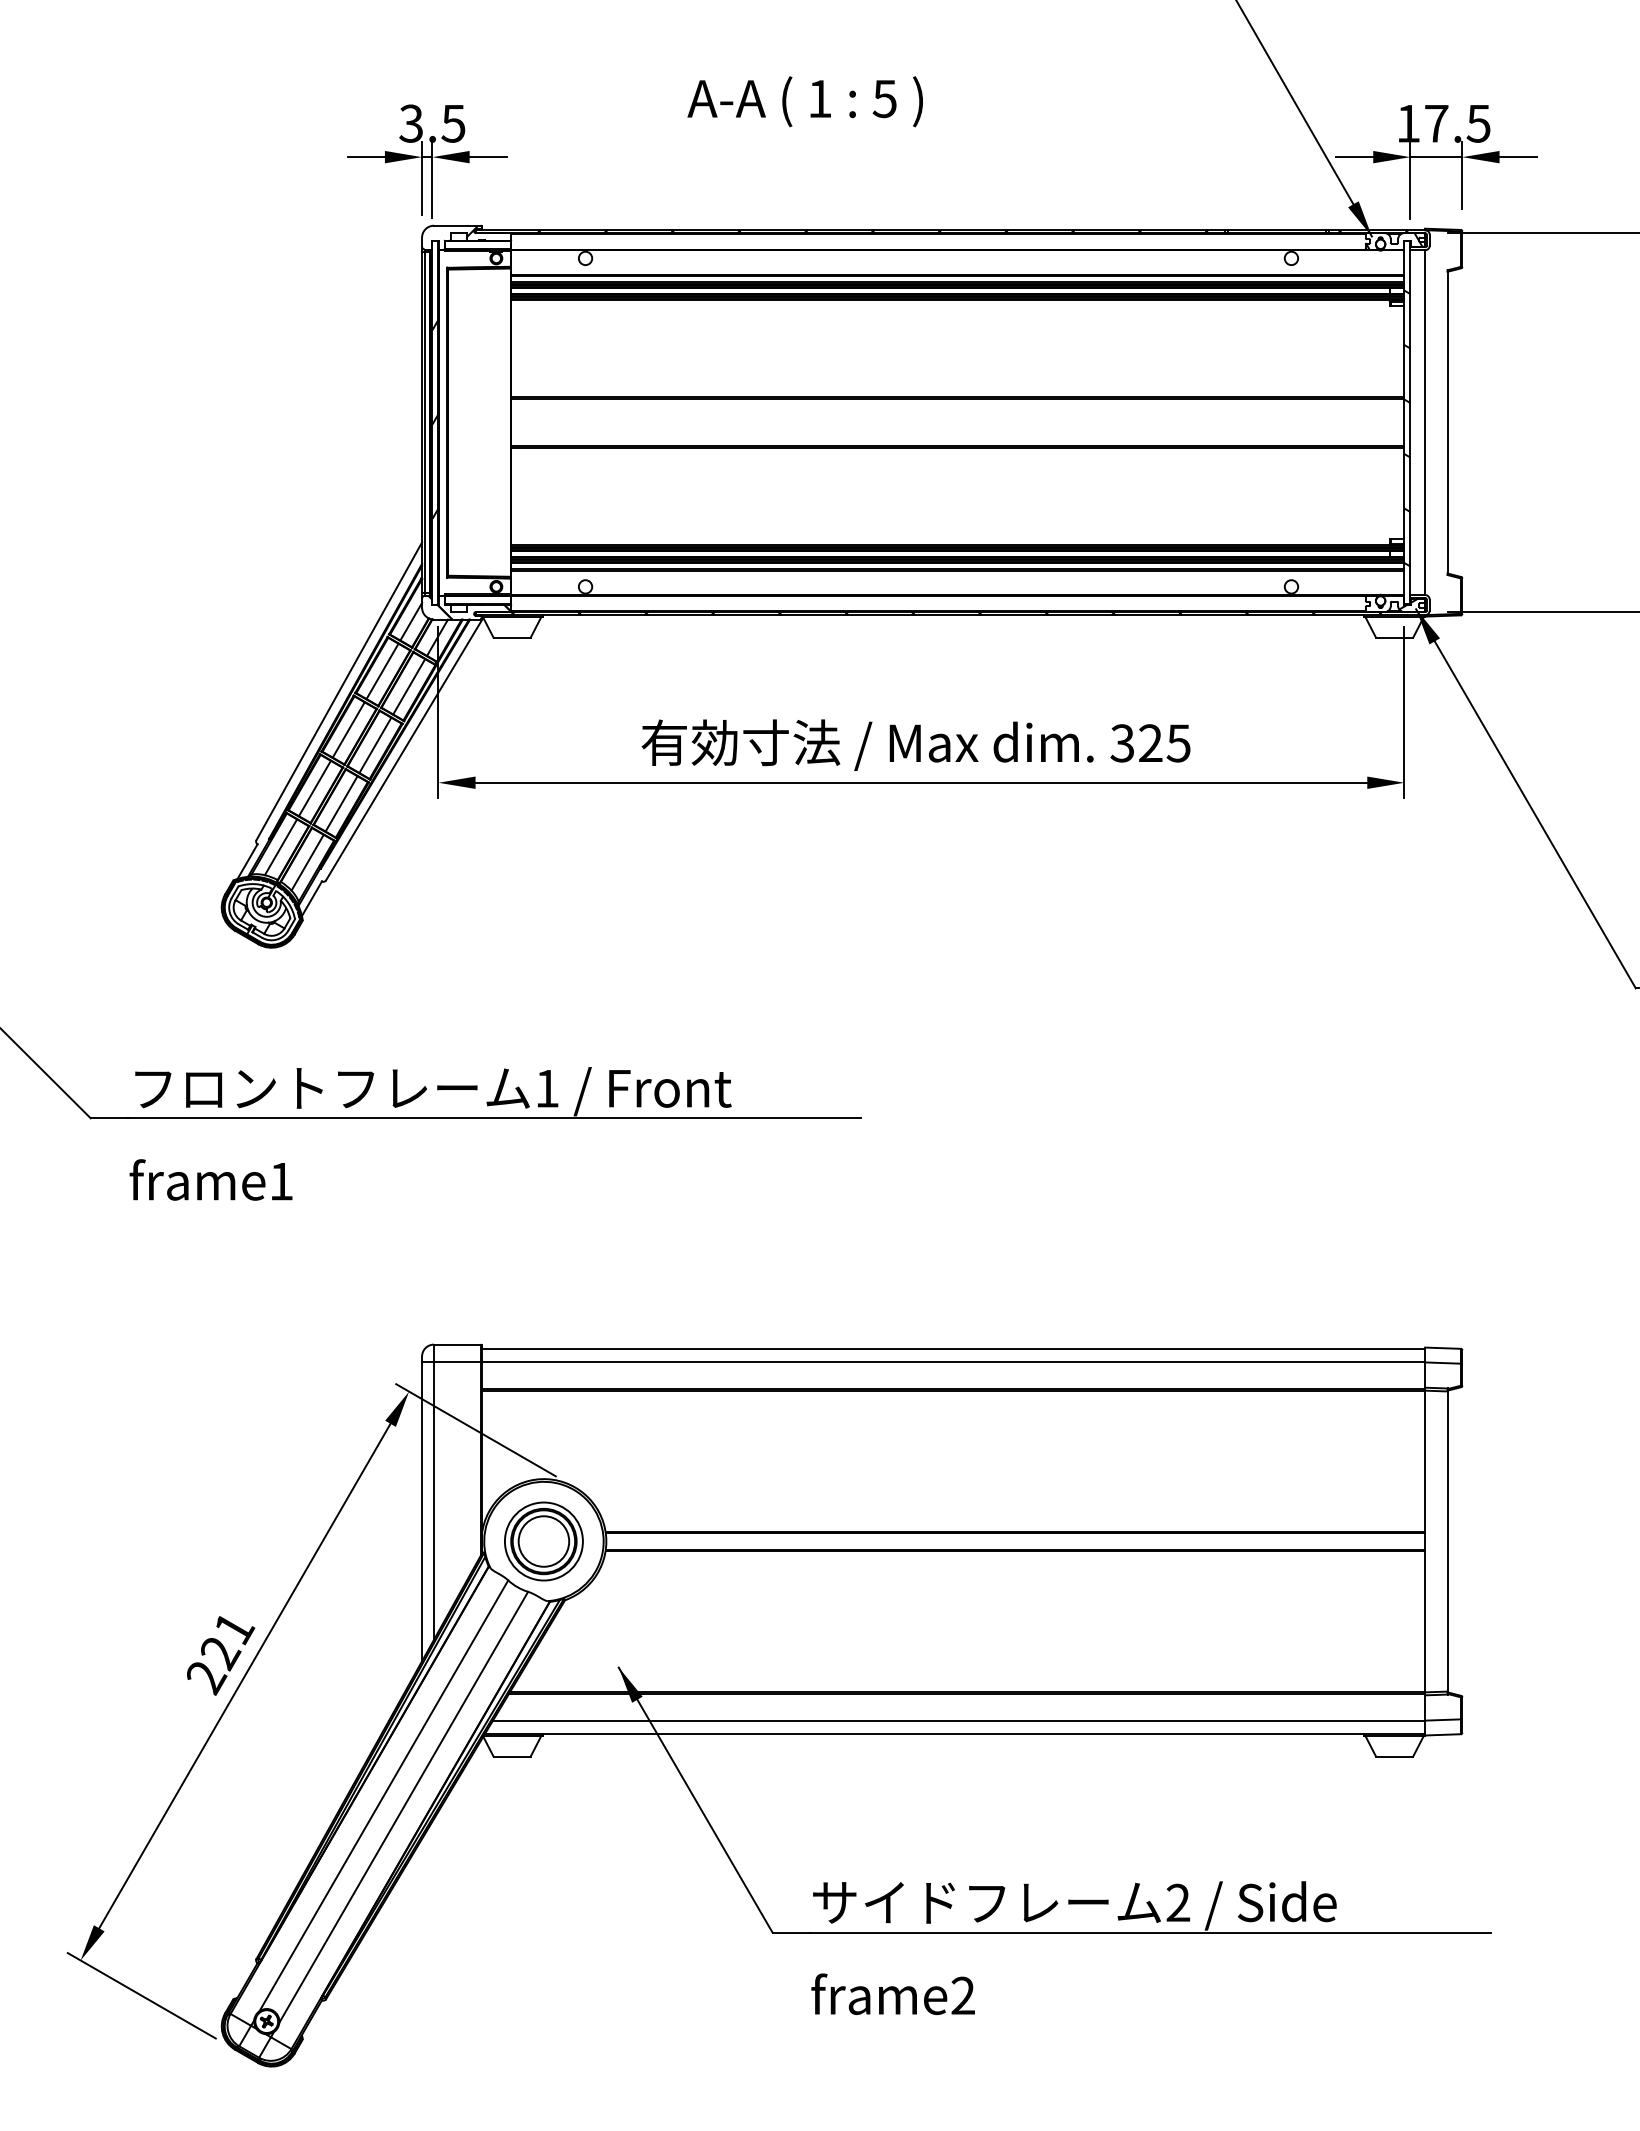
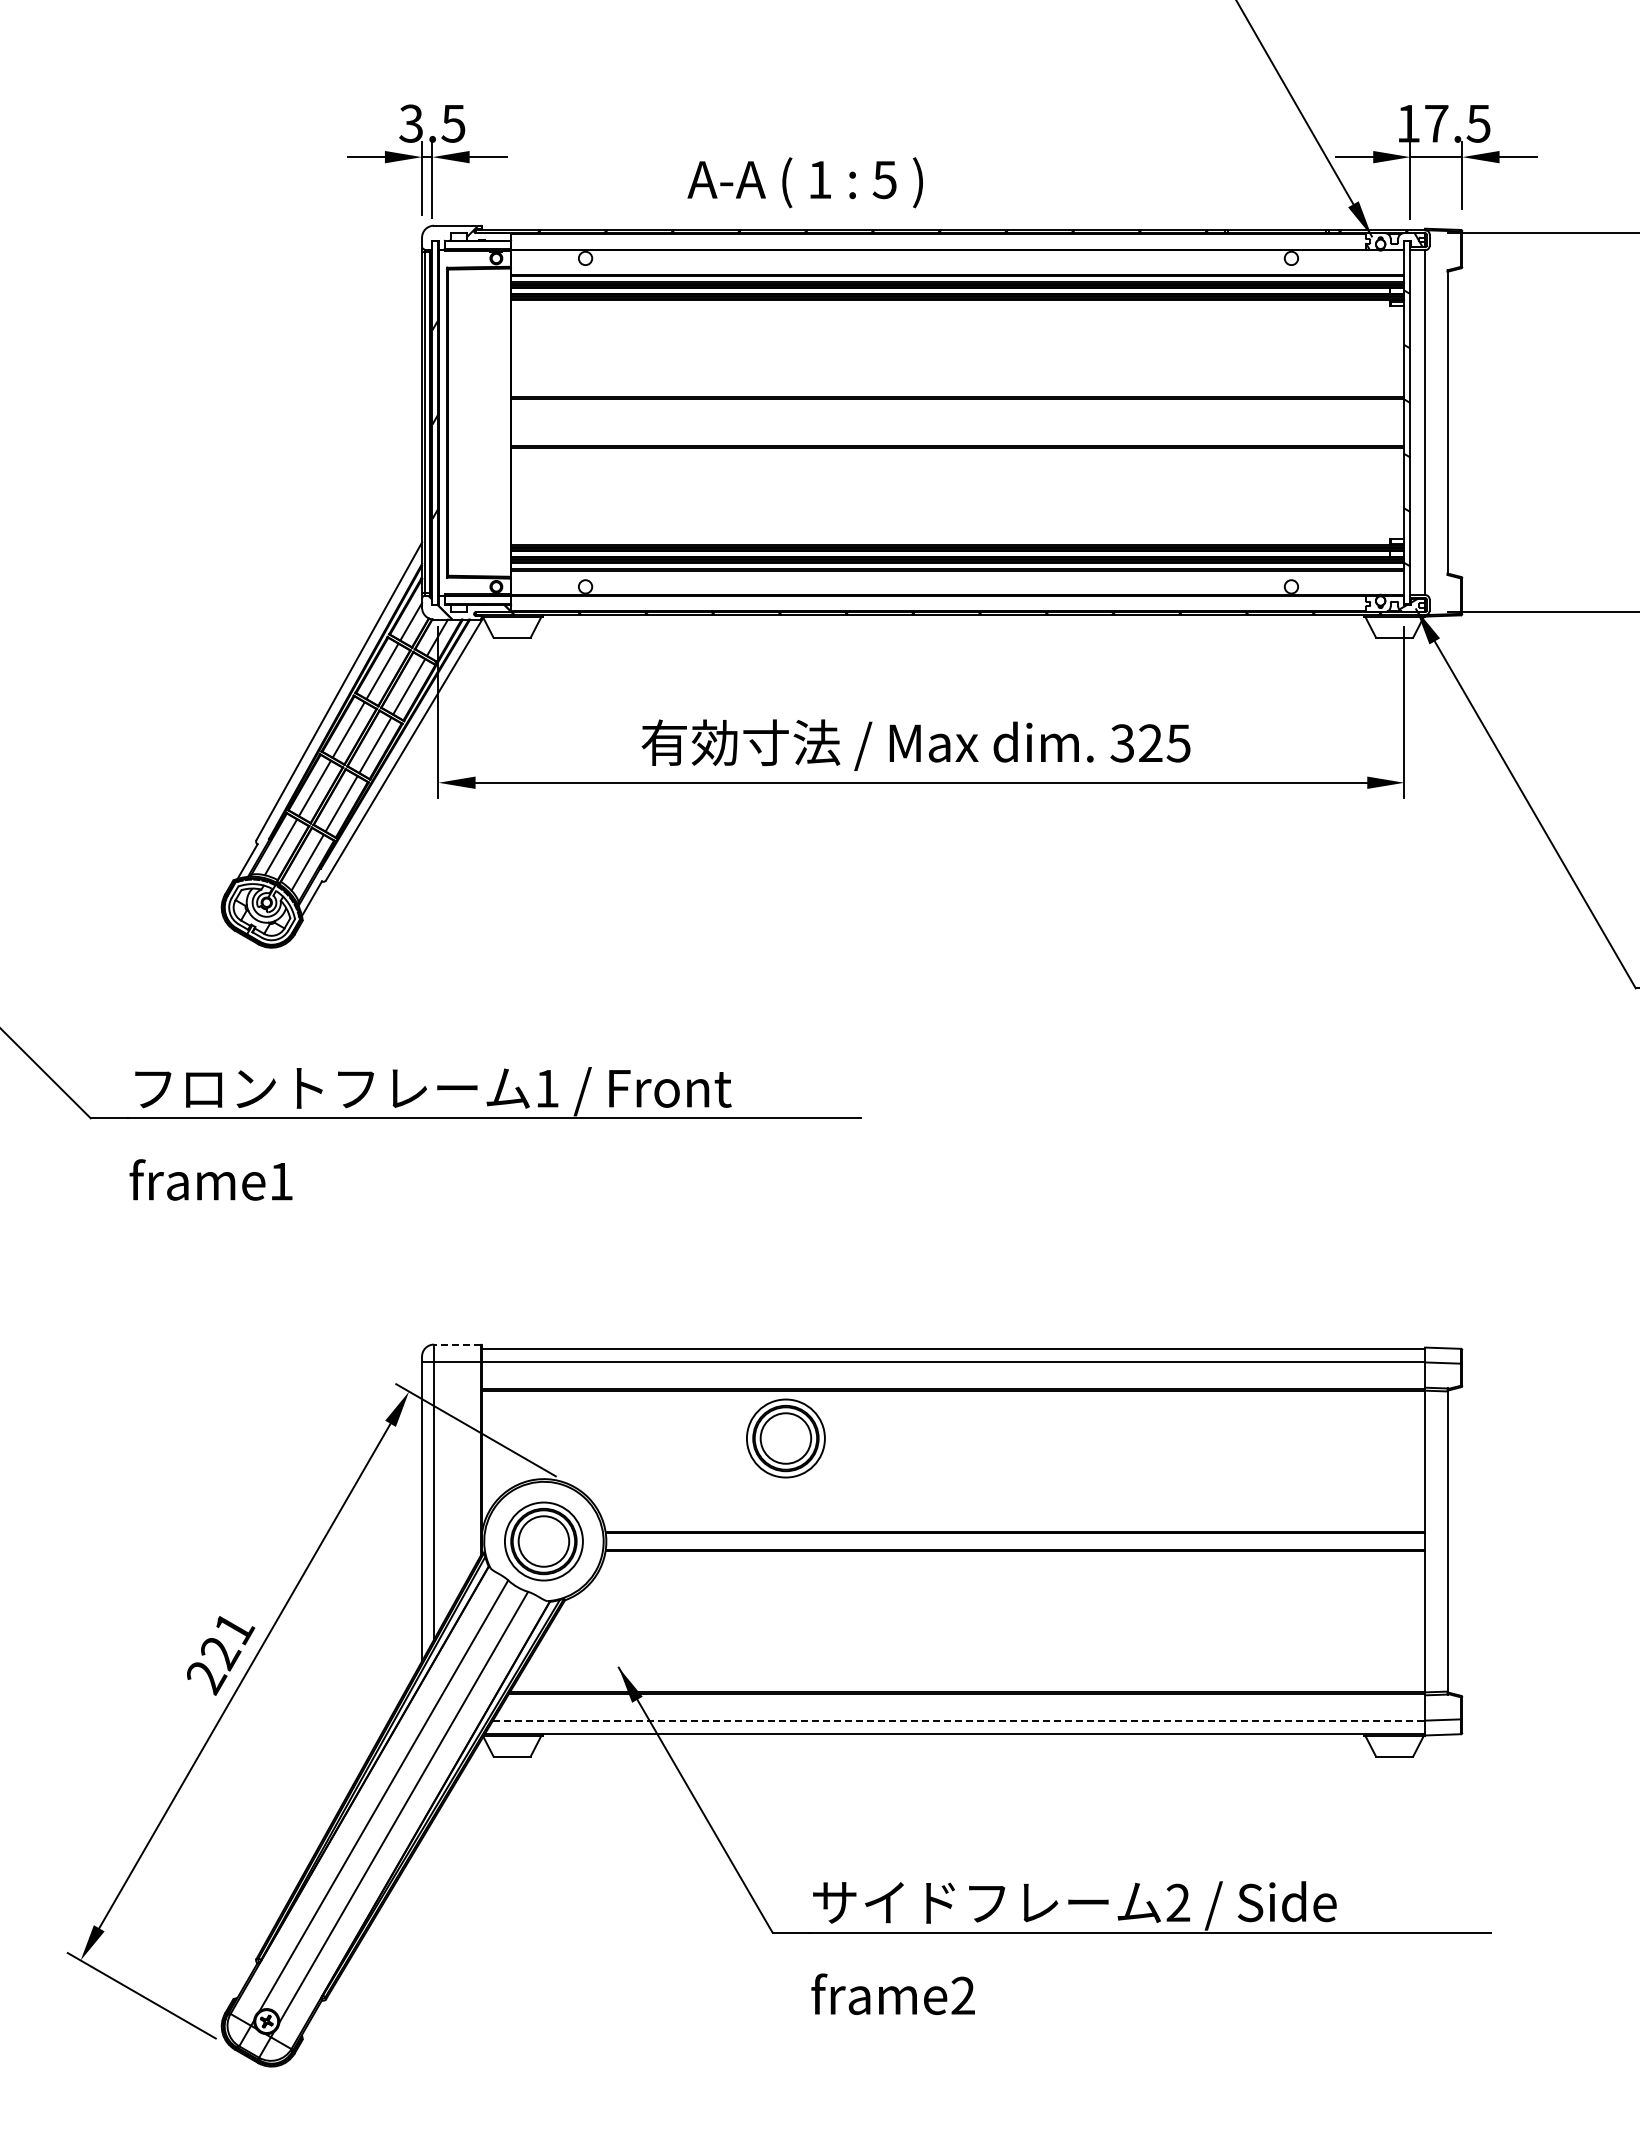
text position: (804, 101) -> (804, 182) (804, 182)
line: solid -> dashed (456, 1344)
part: none -> present (785, 1438)
line: solid -> dashed (959, 1720)
